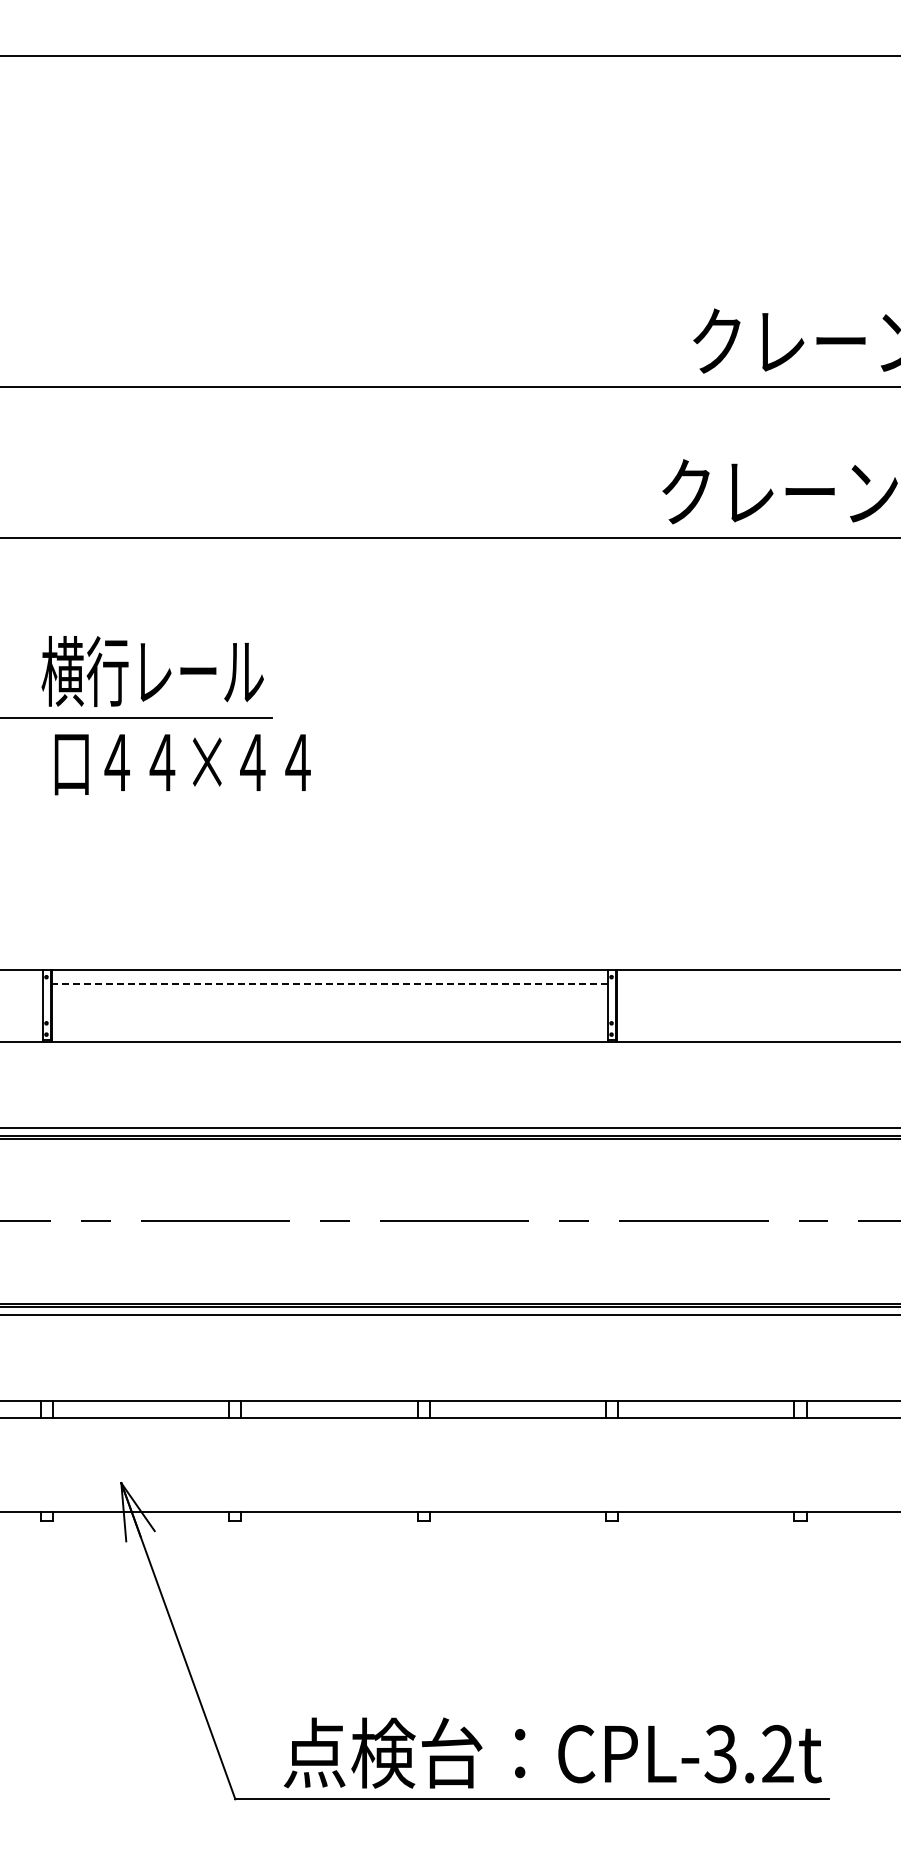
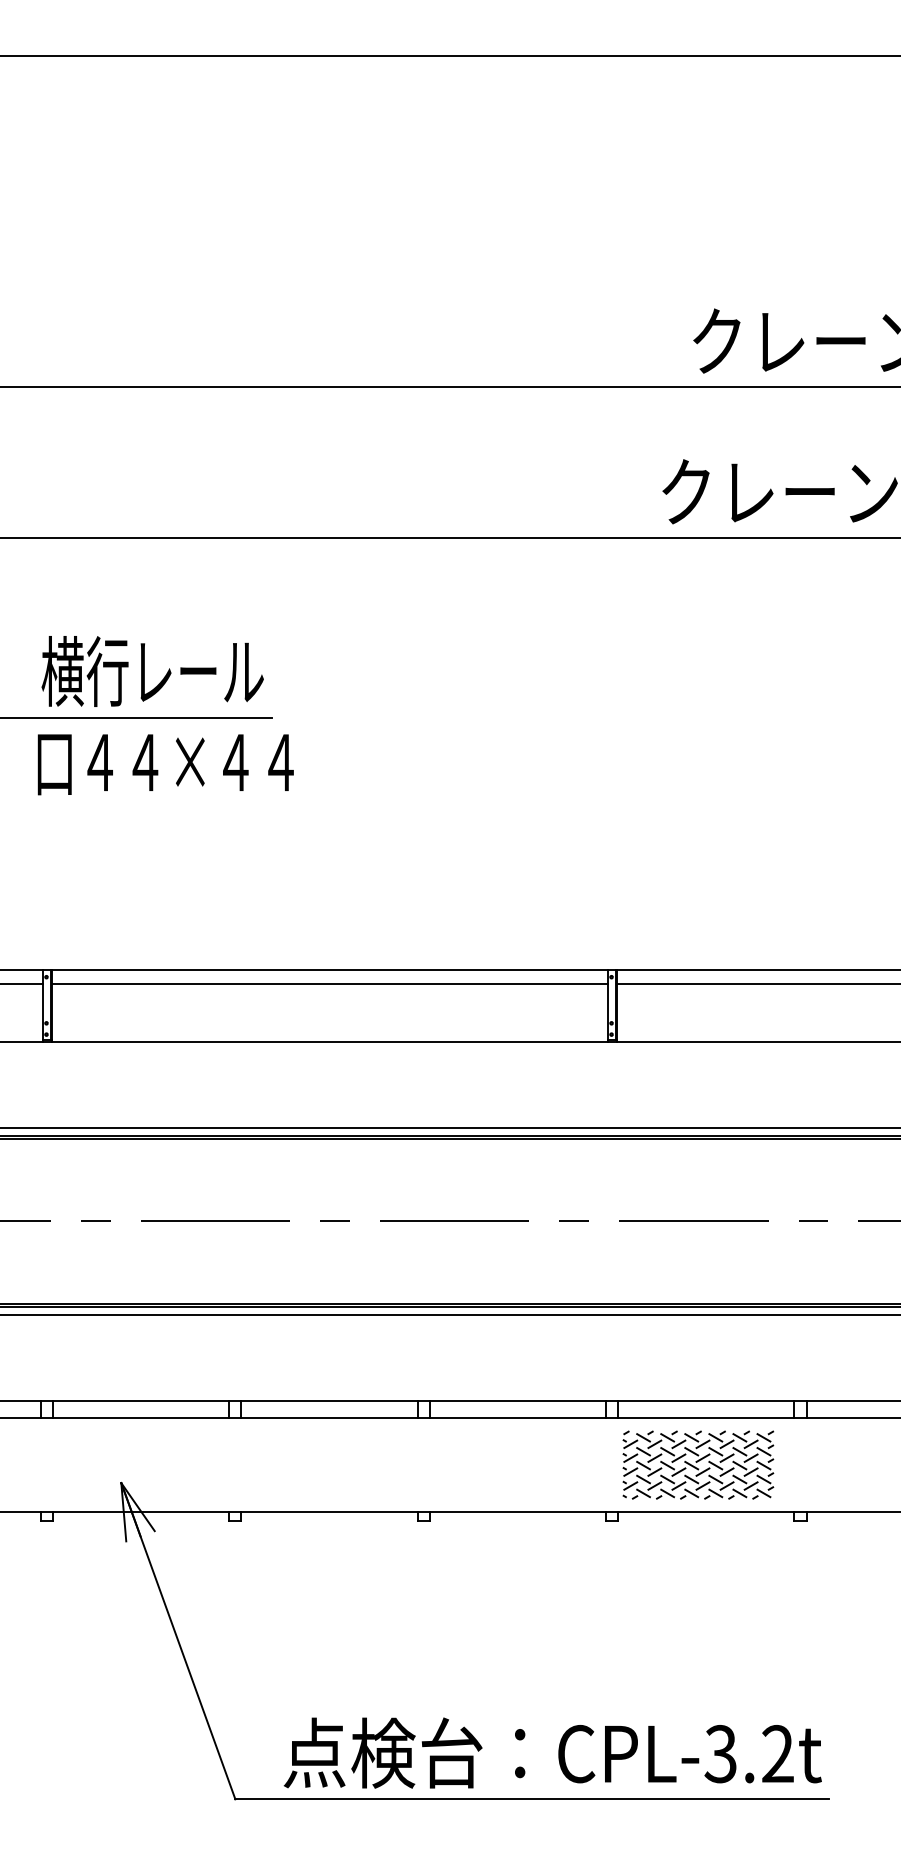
text position: (182, 764) -> (165, 764) (165, 764)
line: none -> present (22, 984)
line: dashed -> solid (329, 984)
line: none -> present (757, 984)
part: none -> present (698, 1464)
